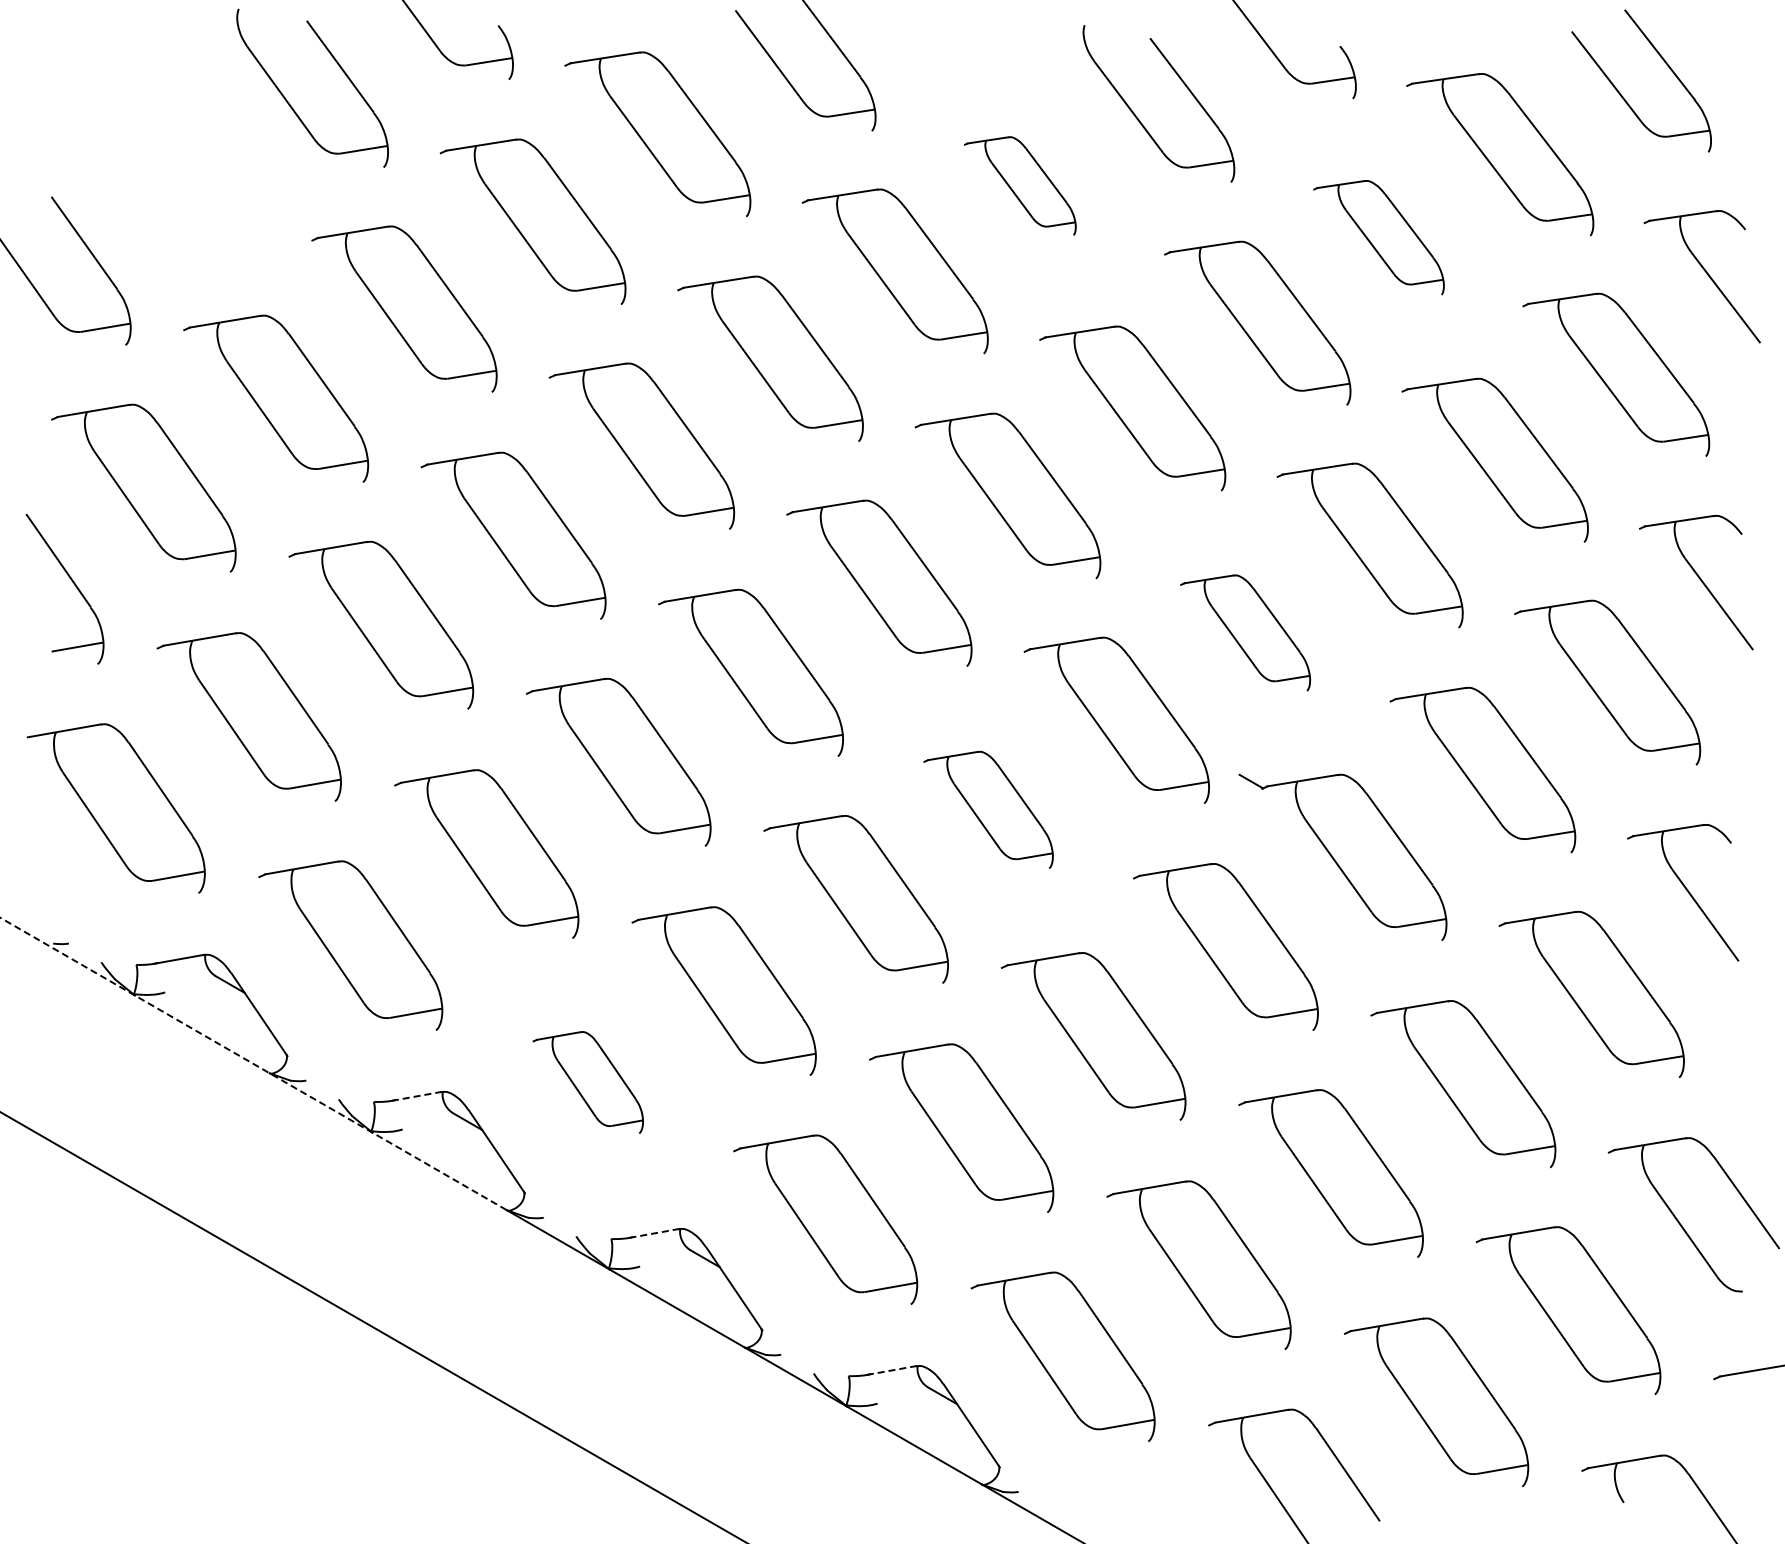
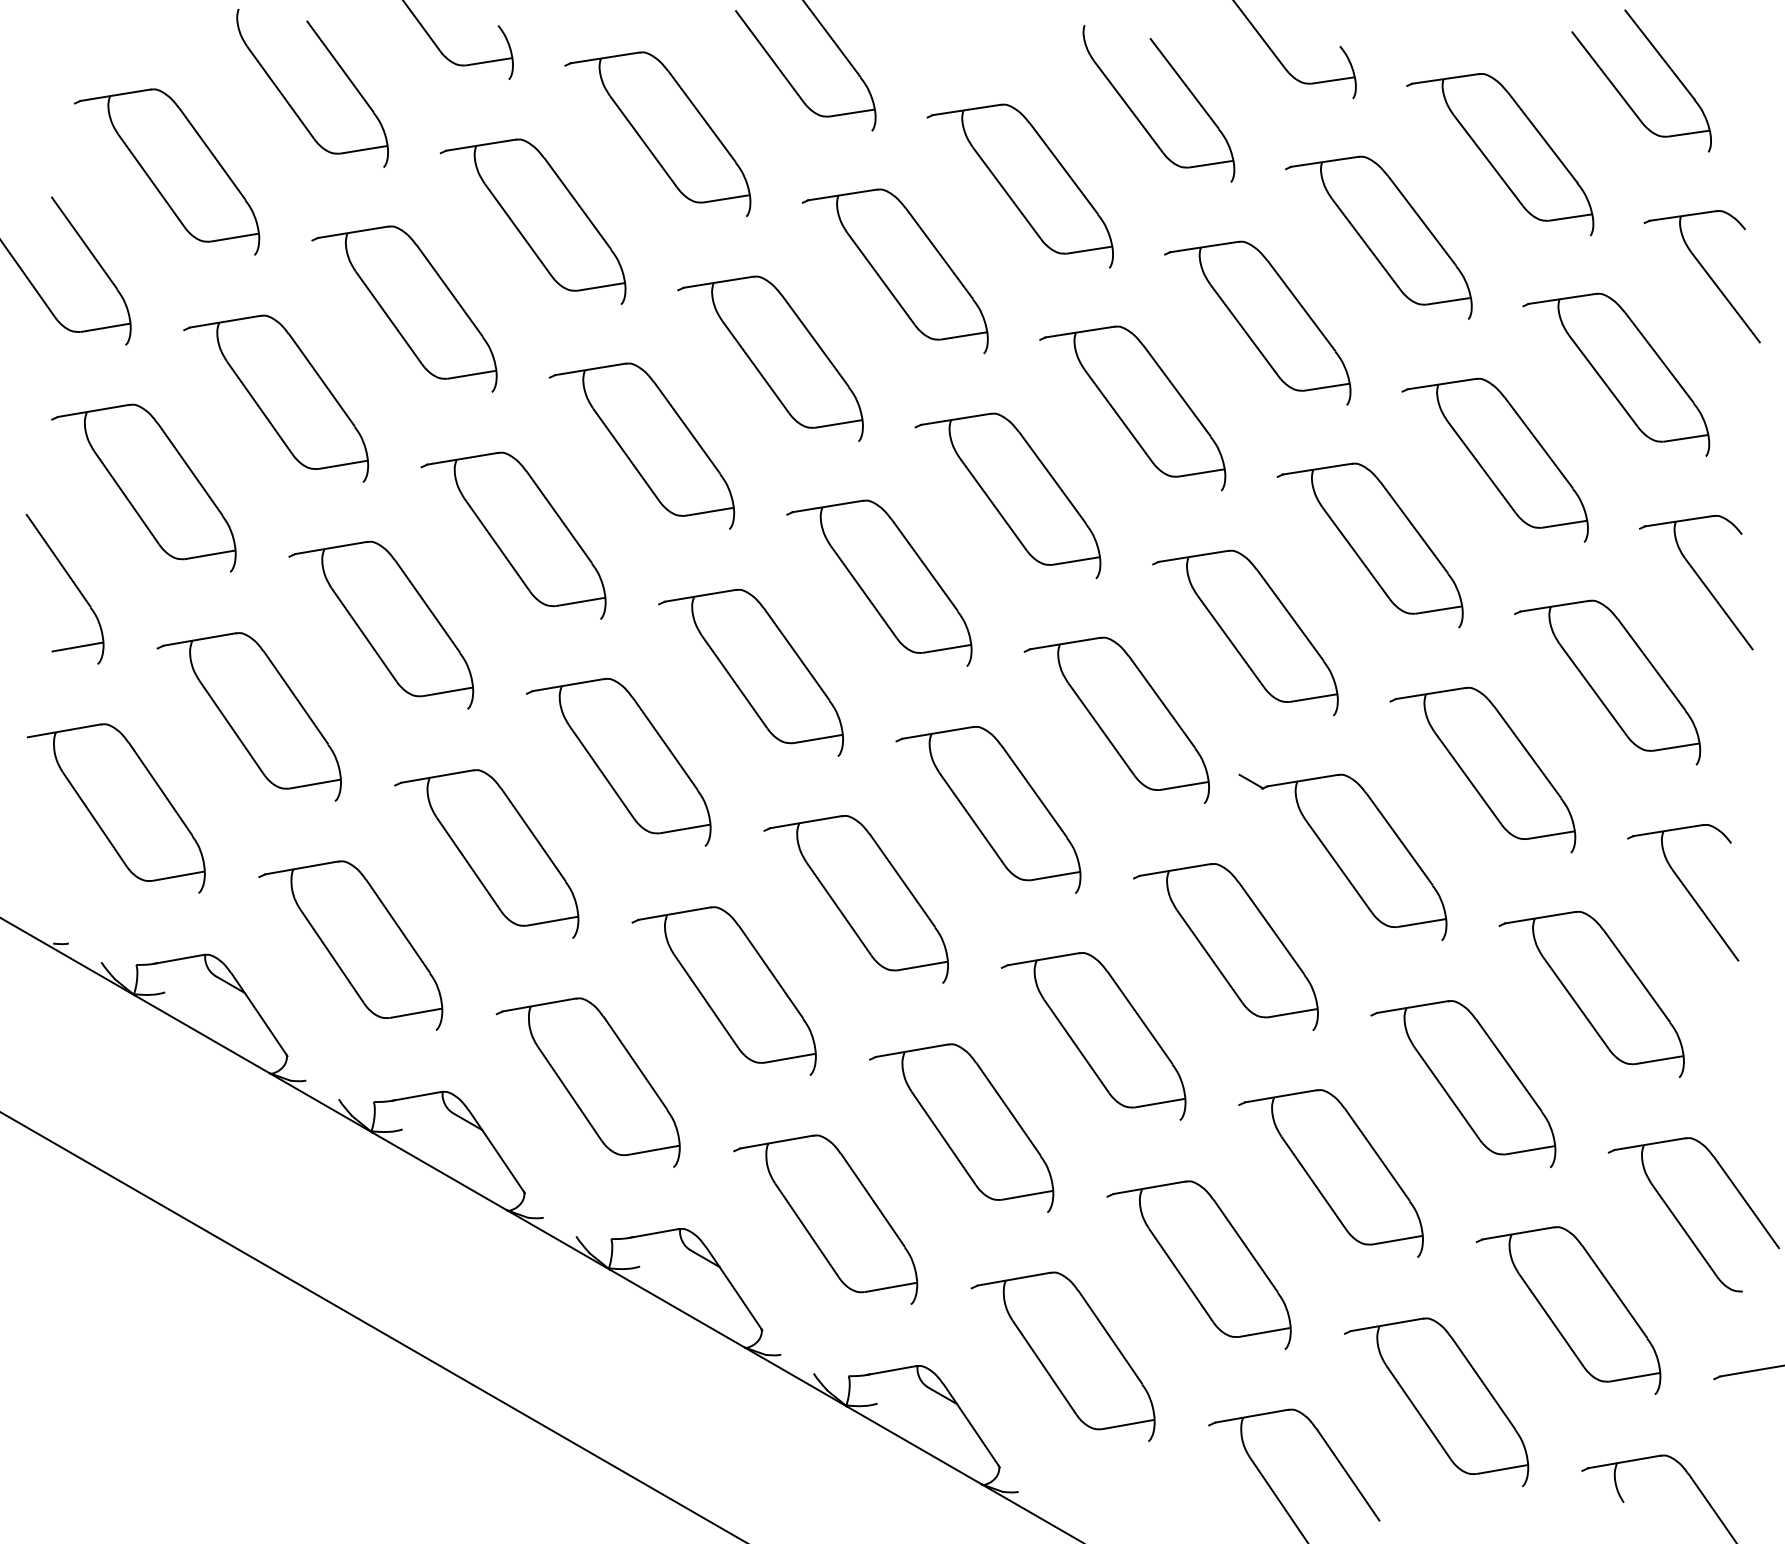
part: none -> present (167, 171)
part size: 114x100 px -> 188x166 px (1019, 185)
part size: 132x116 px -> 188x165 px (1378, 237)
part size: 132x118 px -> 187x168 px (1245, 632)
part size: 131x119 px -> 187x168 px (988, 809)
line: dashed -> solid (254, 1064)
part size: 112x103 px -> 186x171 px (587, 1082)
line: dashed -> solid (417, 1096)
line: dashed -> solid (654, 1233)
line: dashed -> solid (892, 1370)
